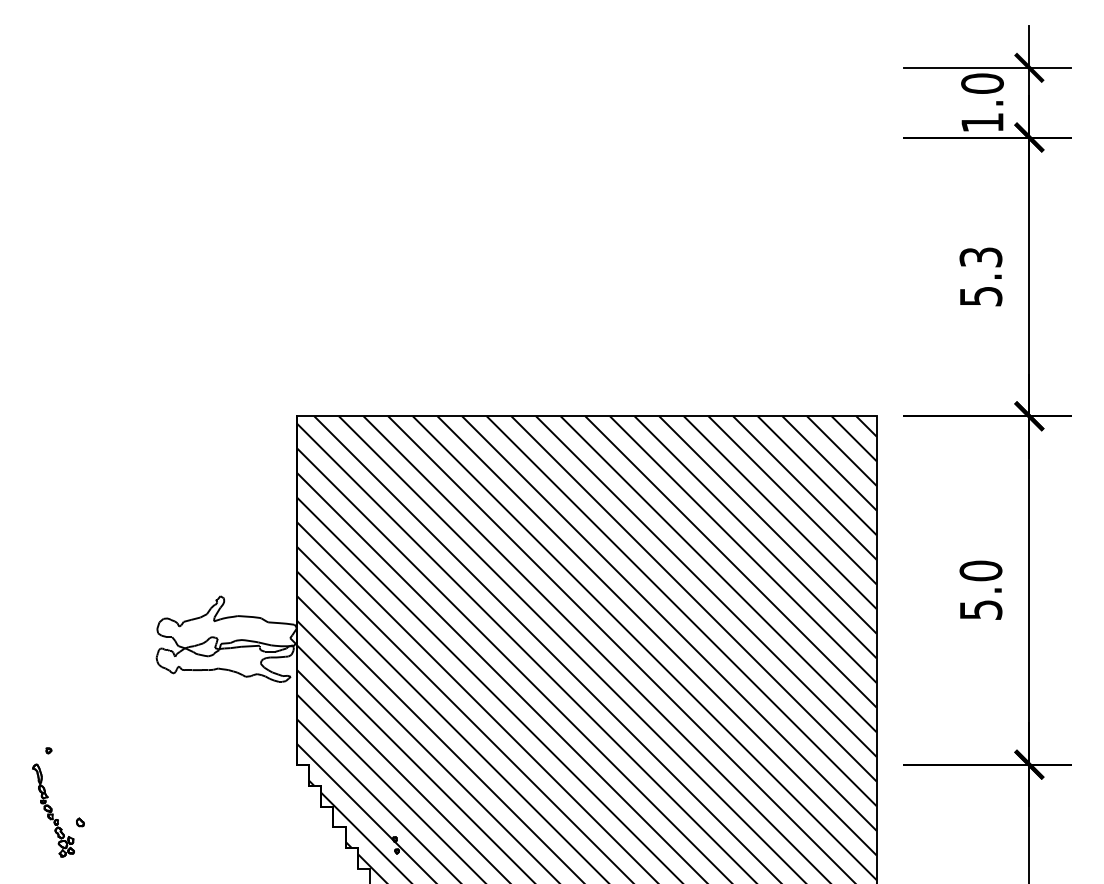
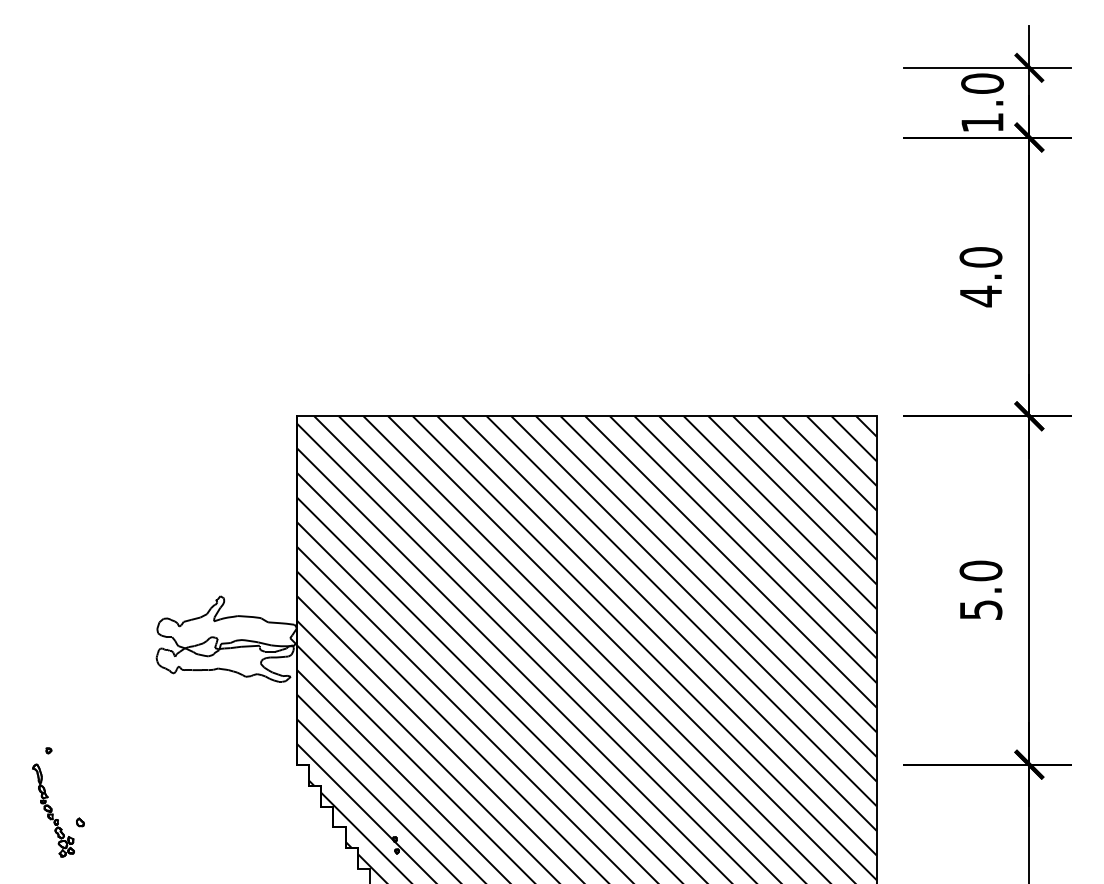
text: 5.3 -> 4.0 (980, 277)
